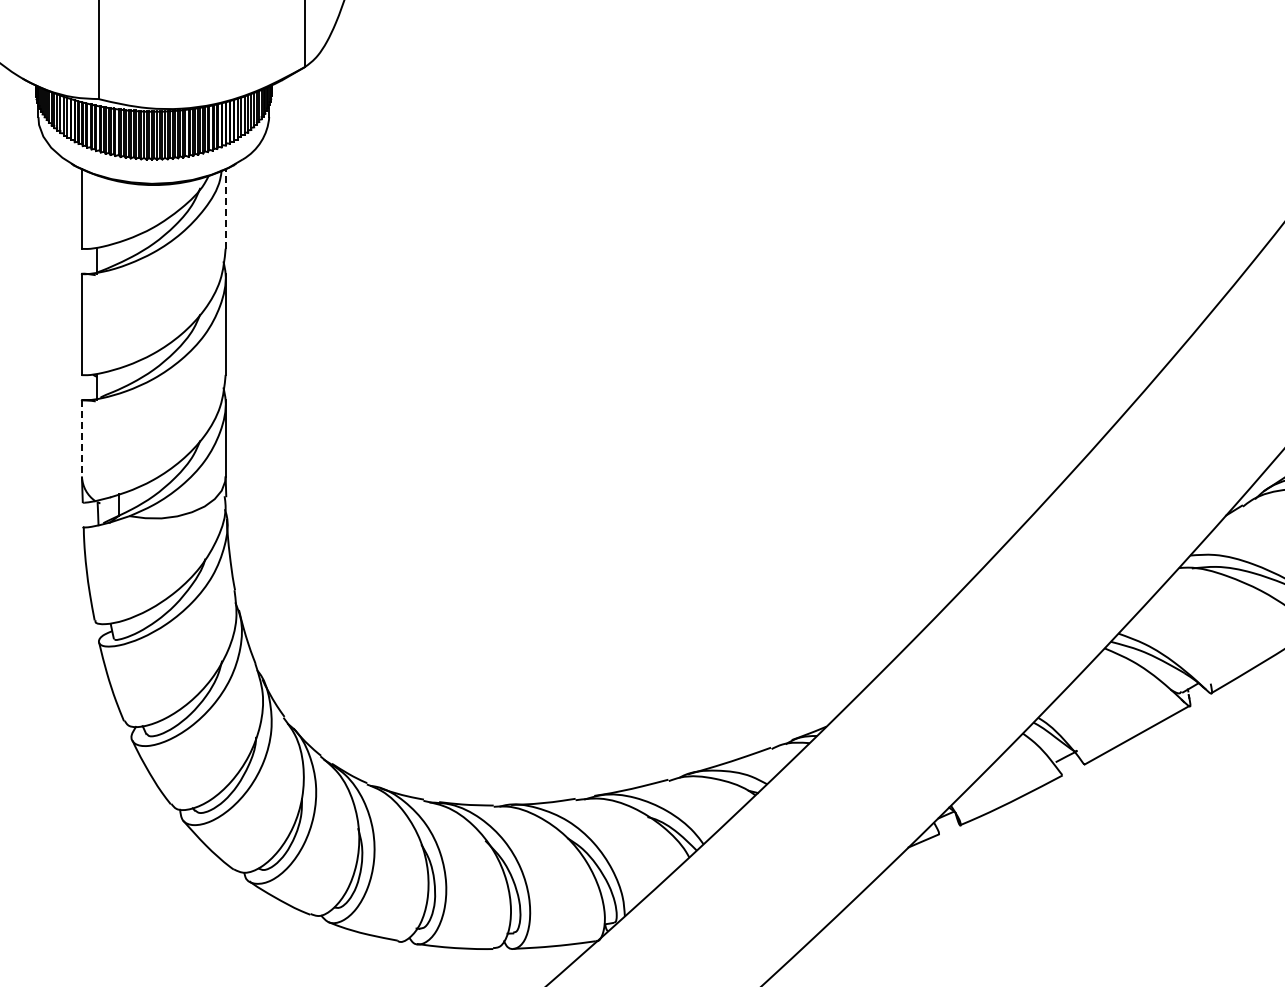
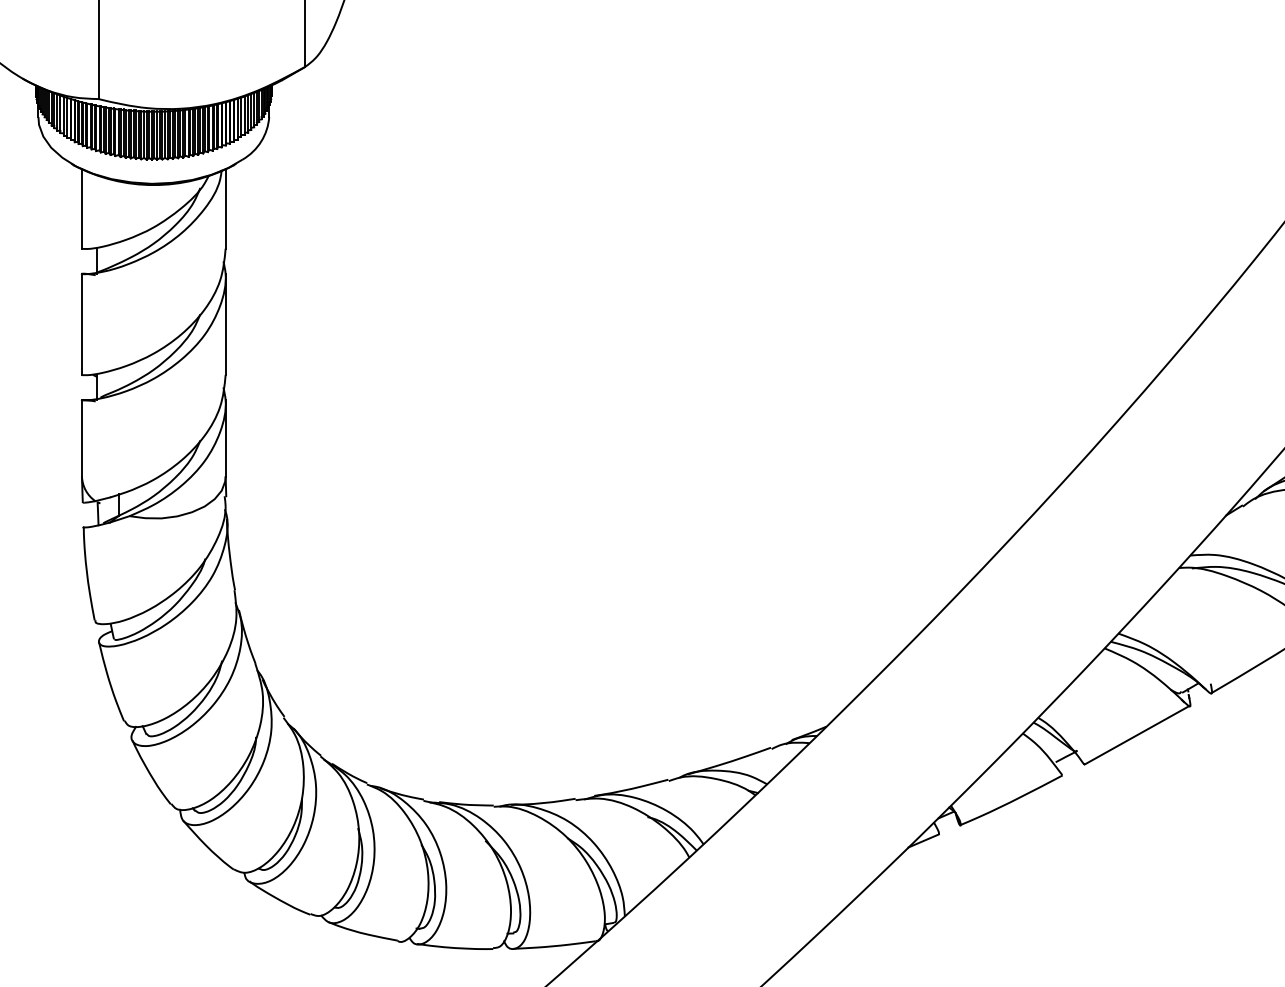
line: dashed -> solid (225, 209)
line: dashed -> solid (81, 439)
